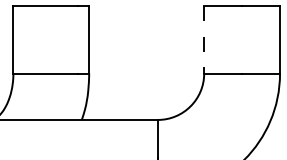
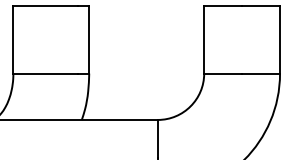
line: dashed -> solid (204, 39)
